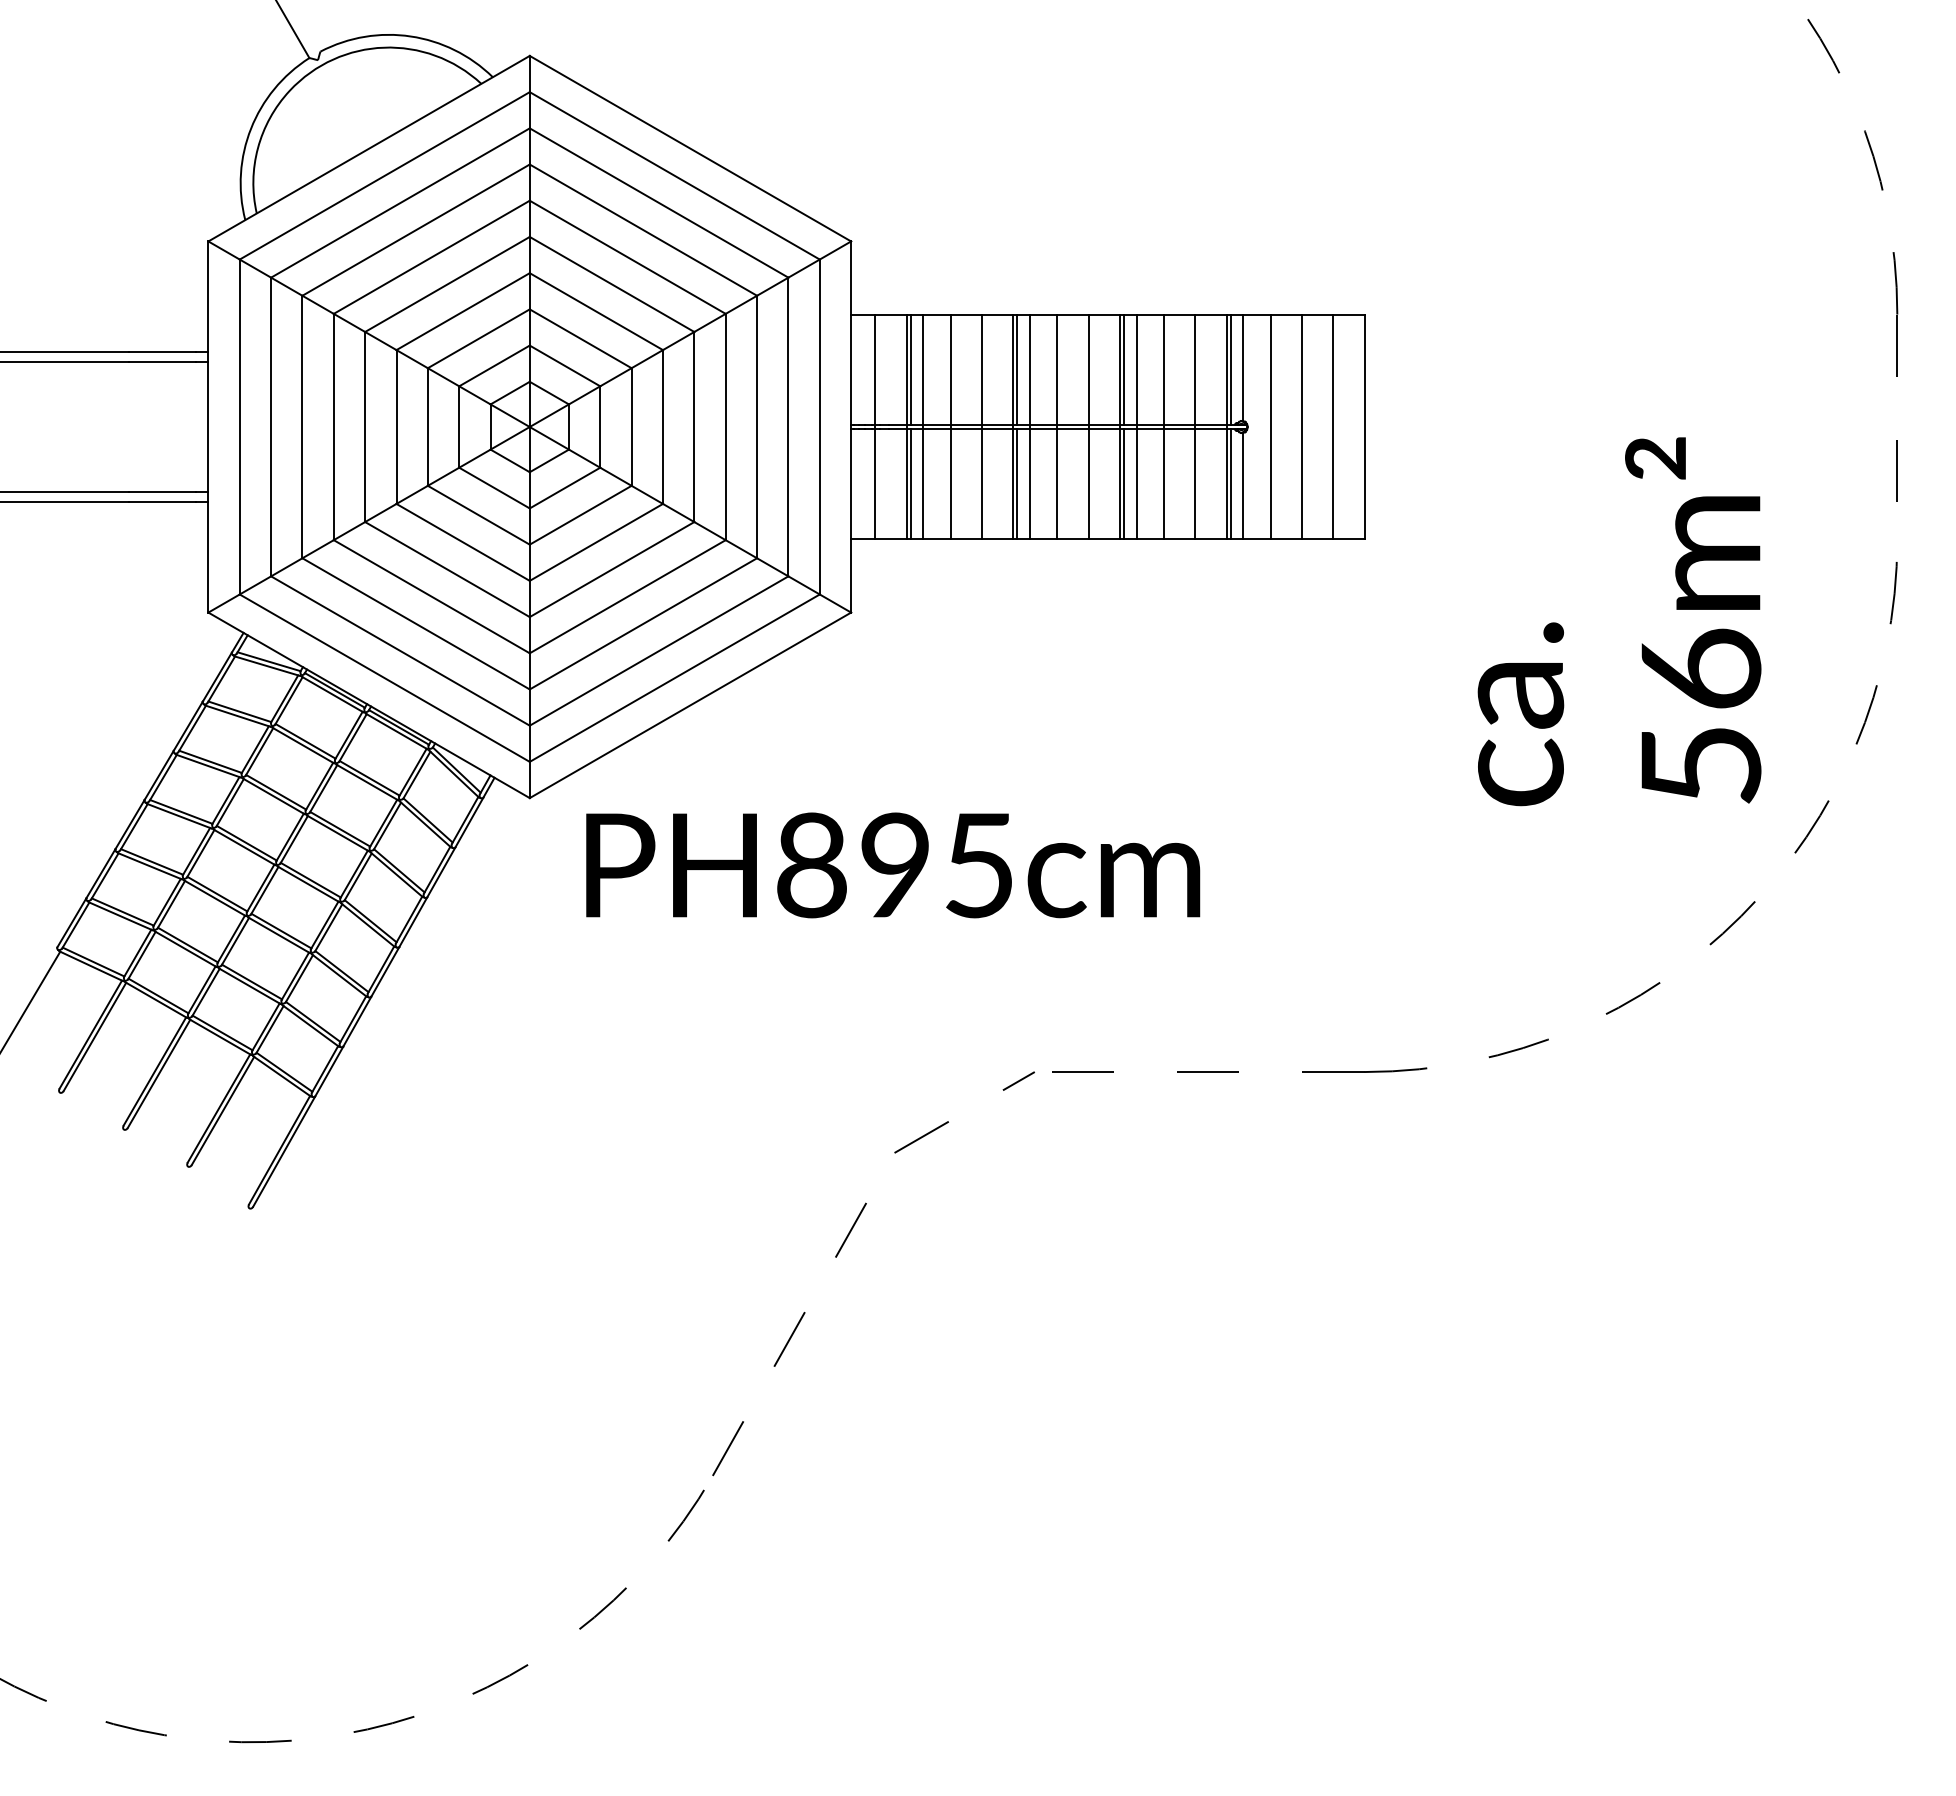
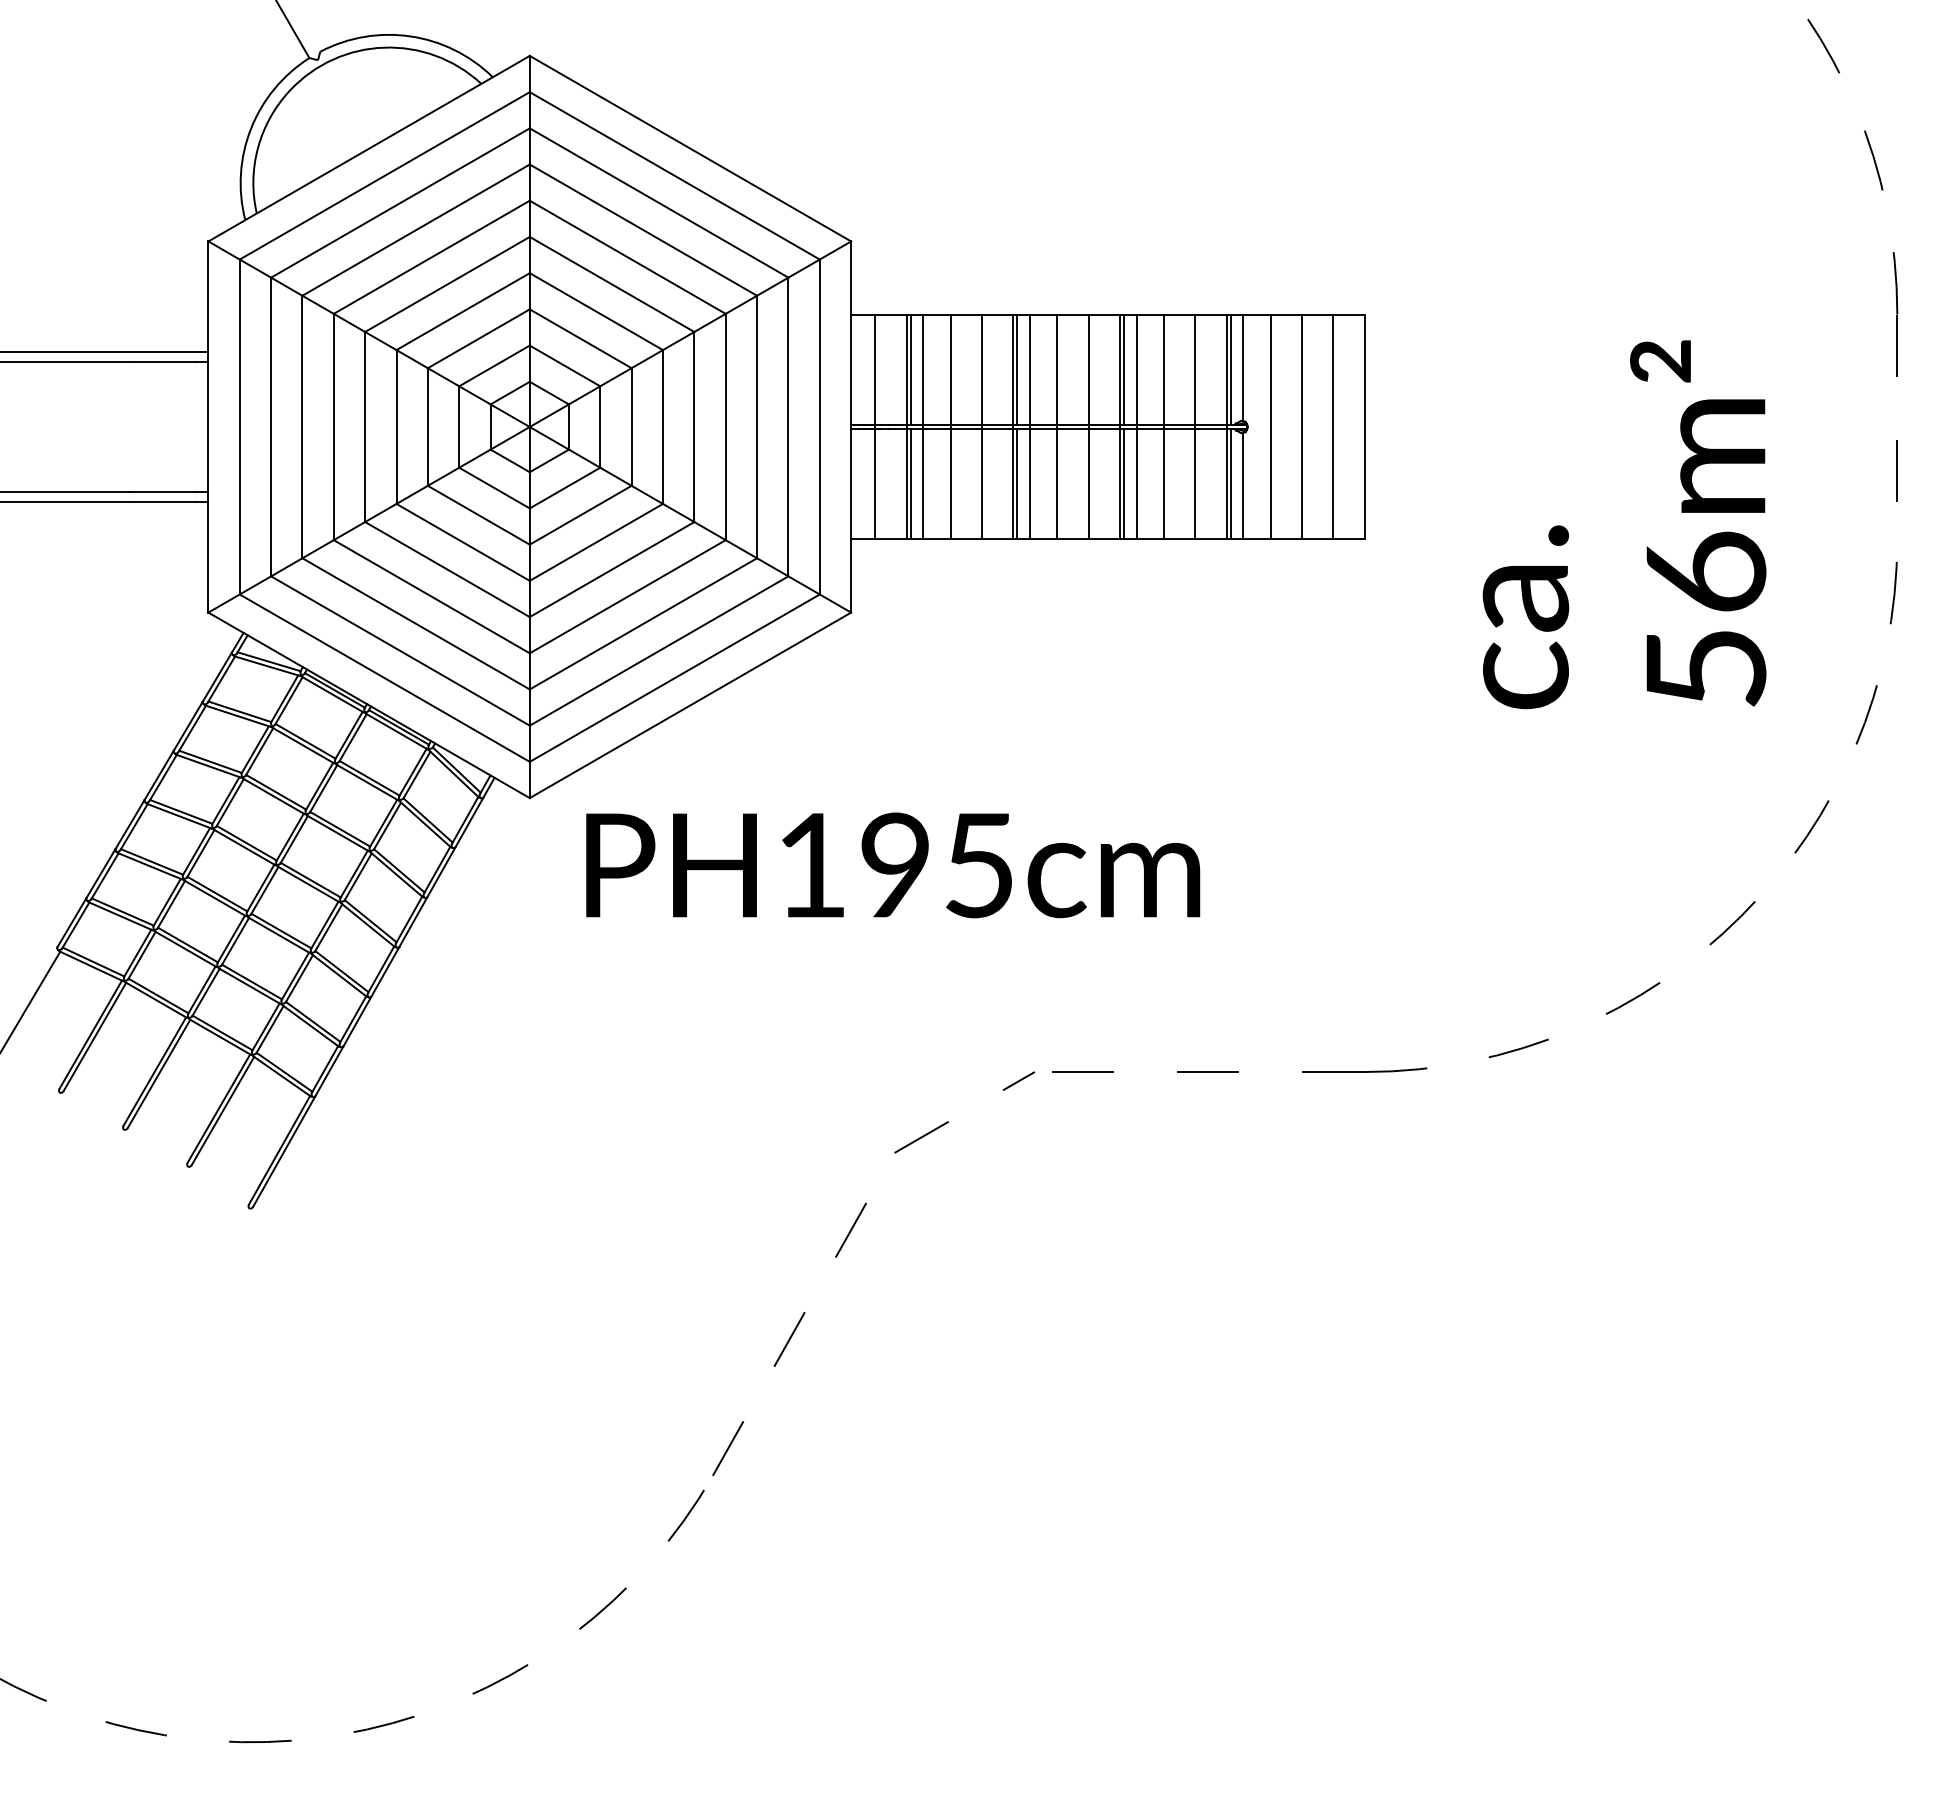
text position: (1619, 621) -> (1624, 524) (1624, 524)
text: PH895cm -> PH195cm (811, 865)
